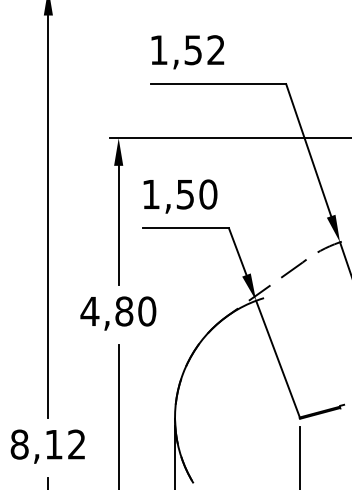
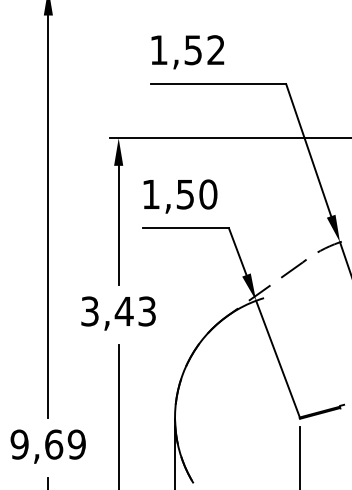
text: 4,80 -> 3,43 (118, 311)
text: 8,12 -> 9,69 (47, 444)
